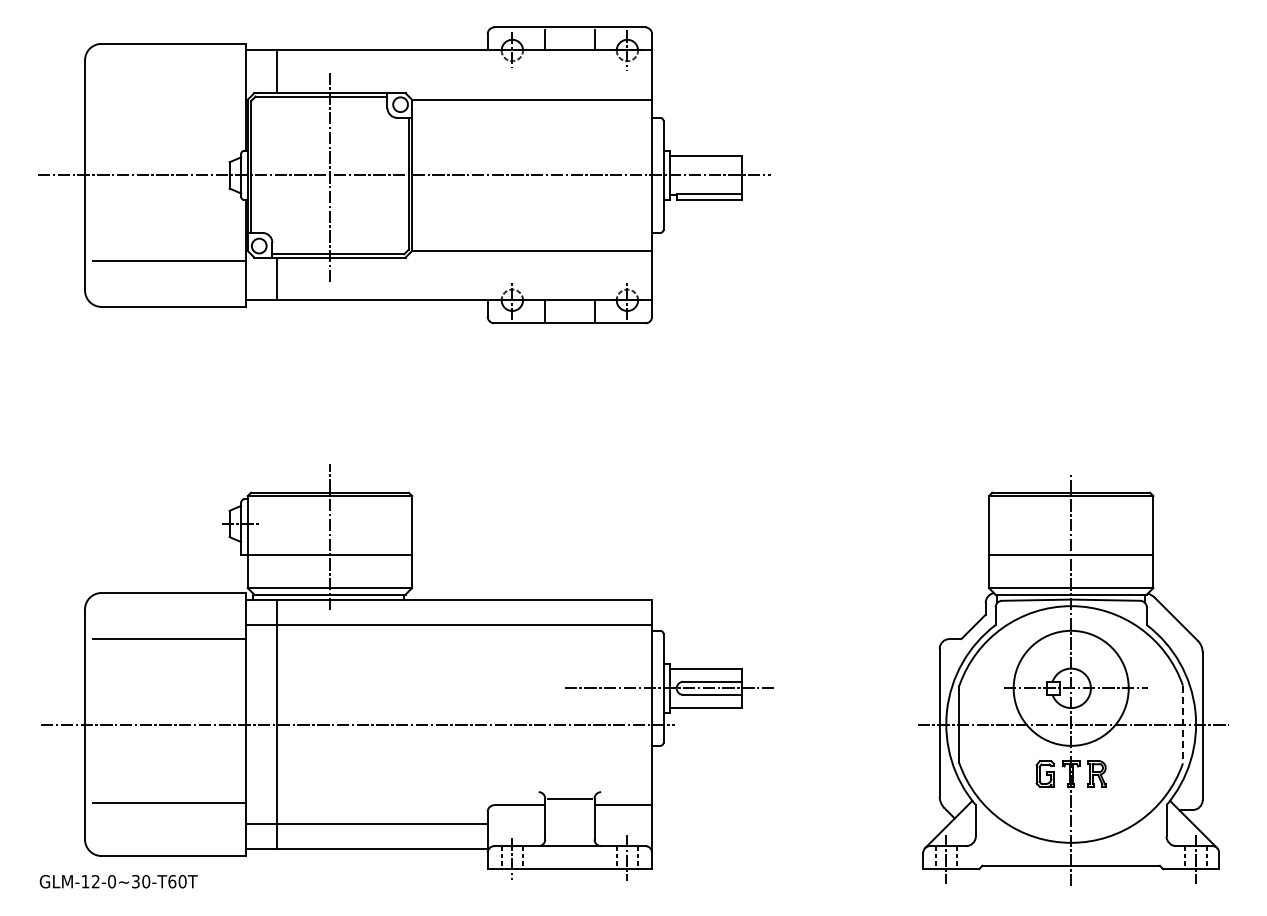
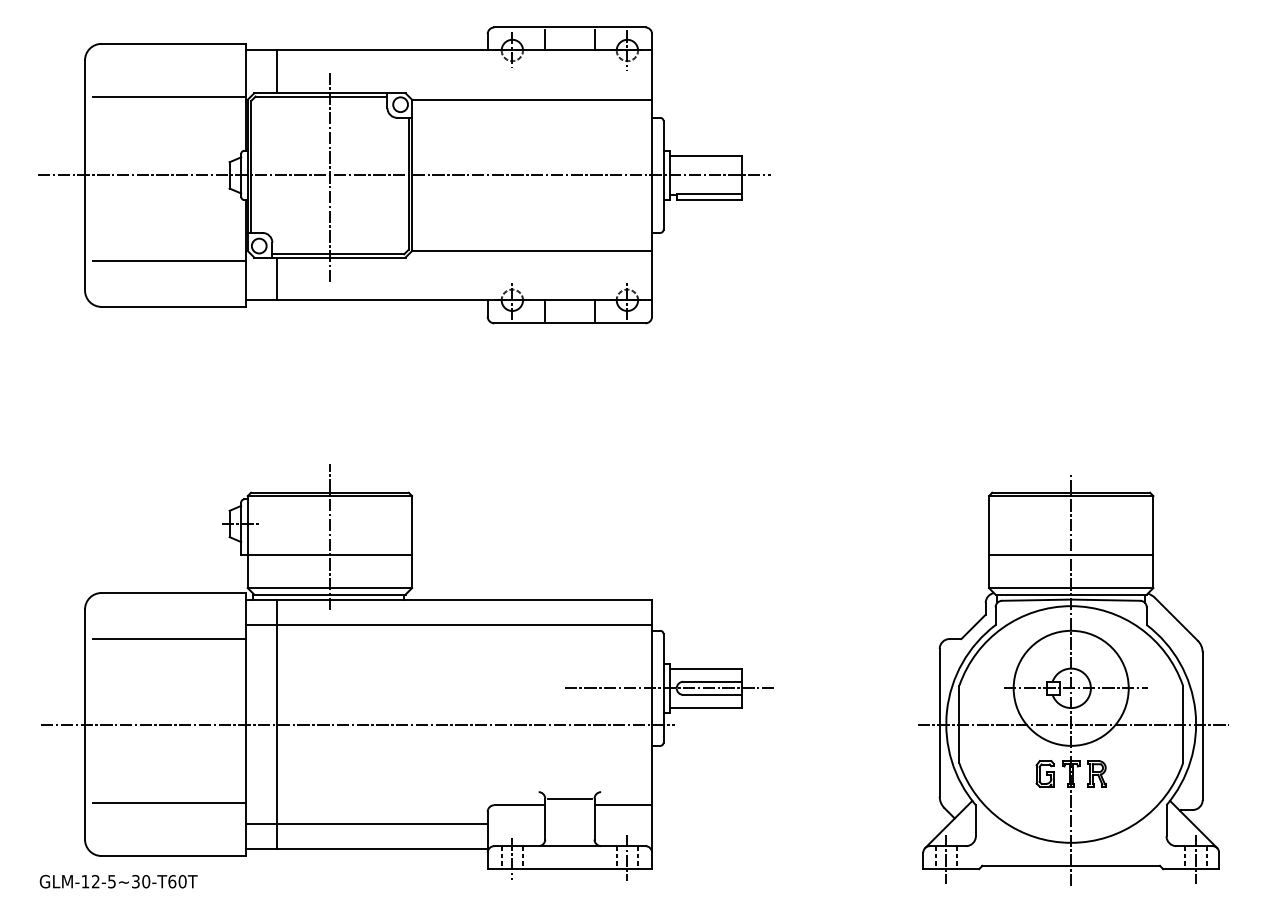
line: none -> present (169, 96)
line: dashed -> solid (1182, 724)
text: GLM-12-0~30-T60T -> GLM-12-5~30-T60T (112, 881)
